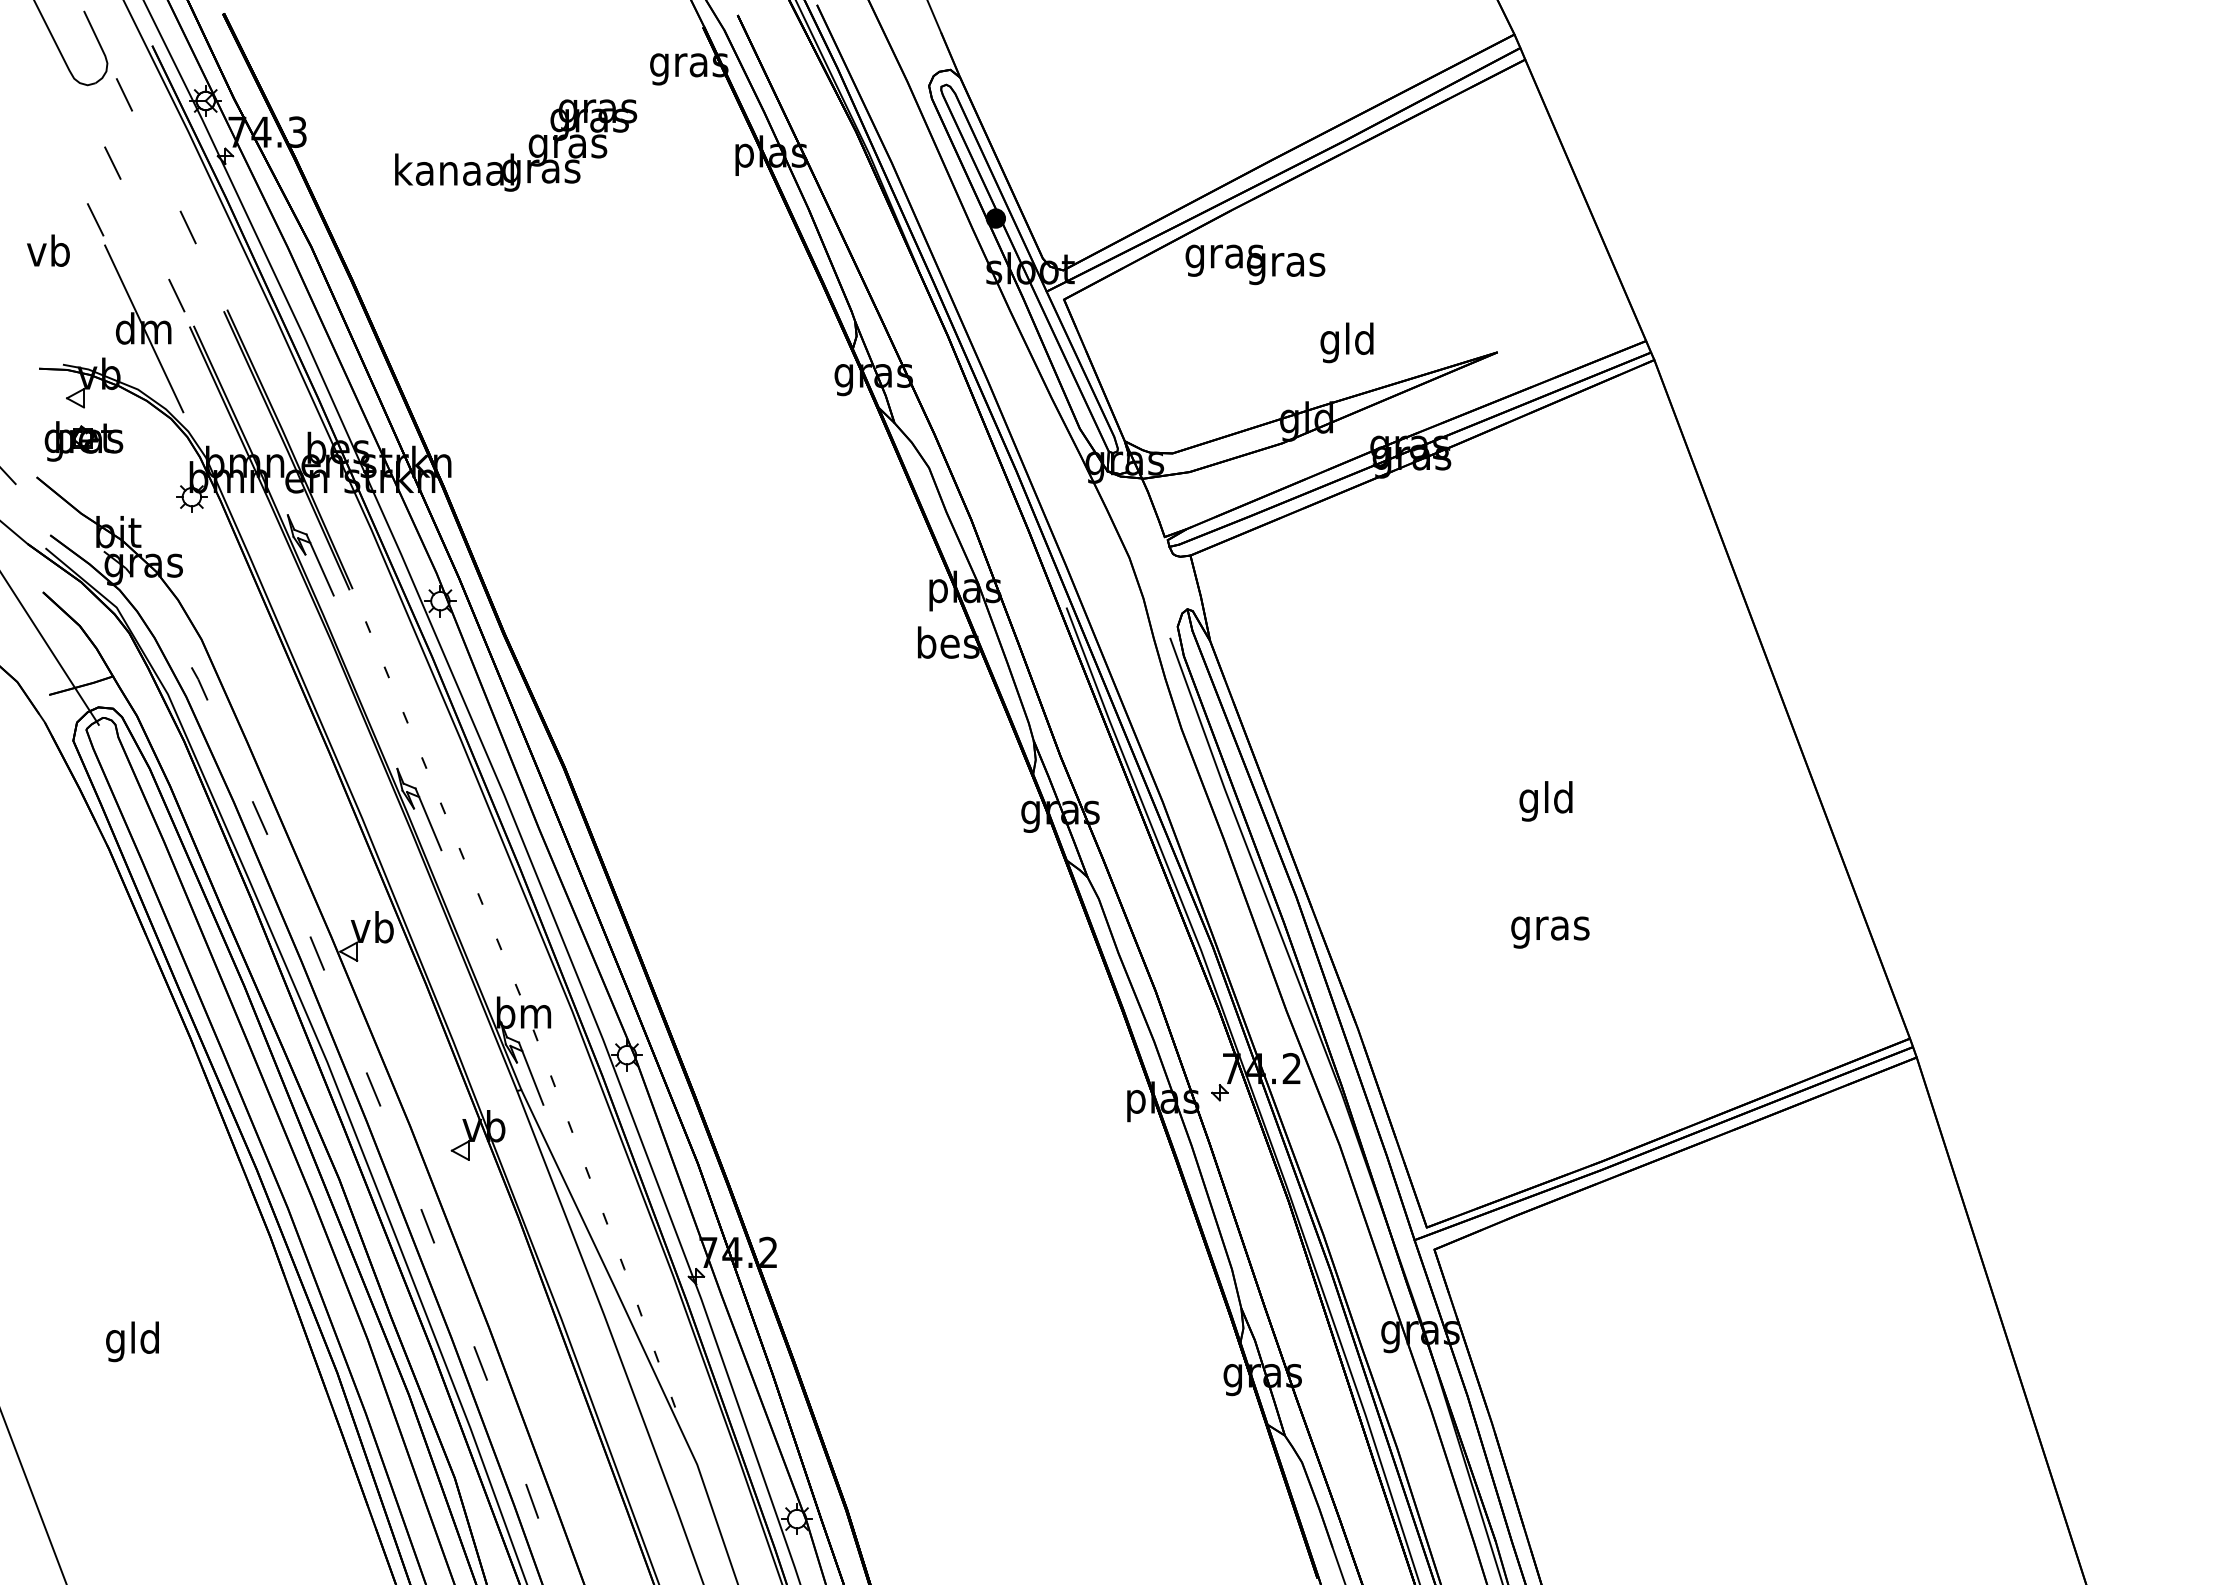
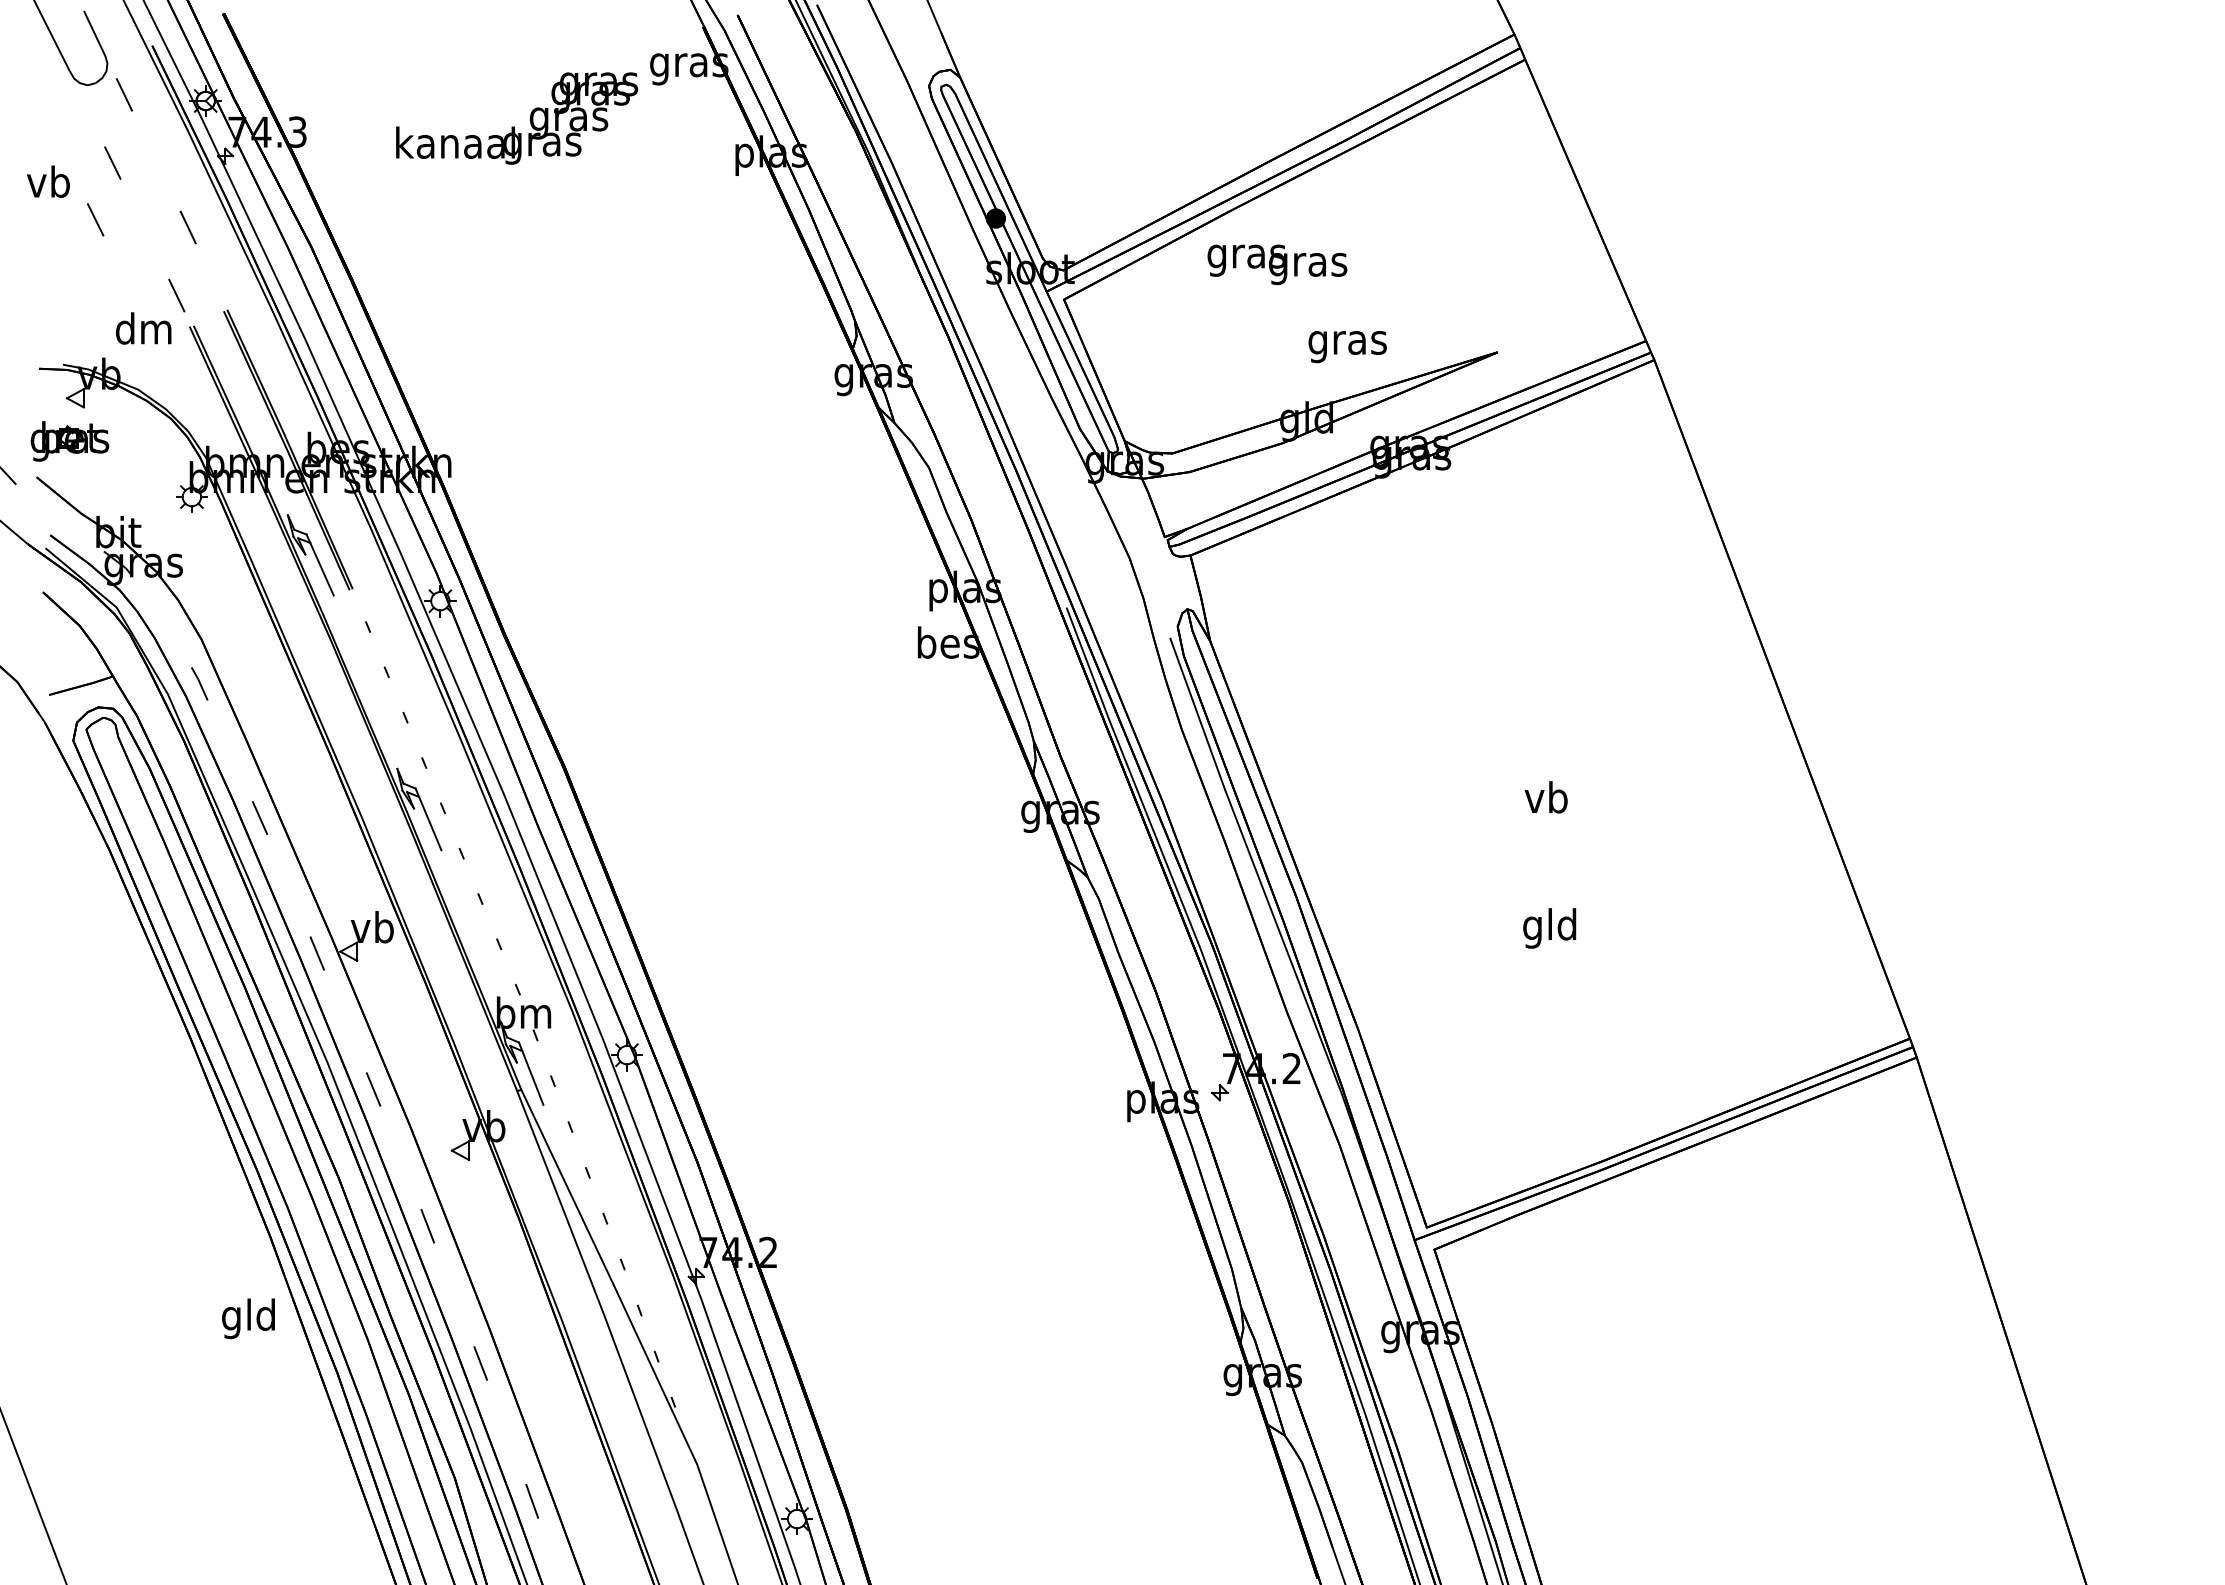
text position: (516, 145) -> (517, 118) (517, 118)
text position: (48, 250) -> (48, 181) (48, 181)
text position: (1255, 264) -> (1277, 264) (1277, 264)
line: present -> none (144, 328)
text: gld -> gras (1347, 342)
part position: (83, 441) -> (69, 441) (69, 441)
line: present -> none (50, 649)
text: gld -> vb (1545, 801)
text: gras -> gld (1550, 928)
text position: (132, 1341) -> (248, 1318) (248, 1318)
